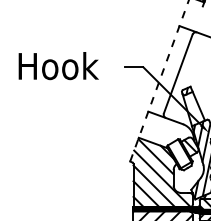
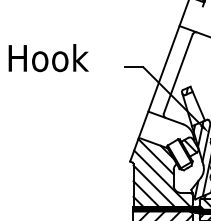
text position: (58, 66) -> (48, 58) (48, 58)
line: dashed -> solid (159, 81)
